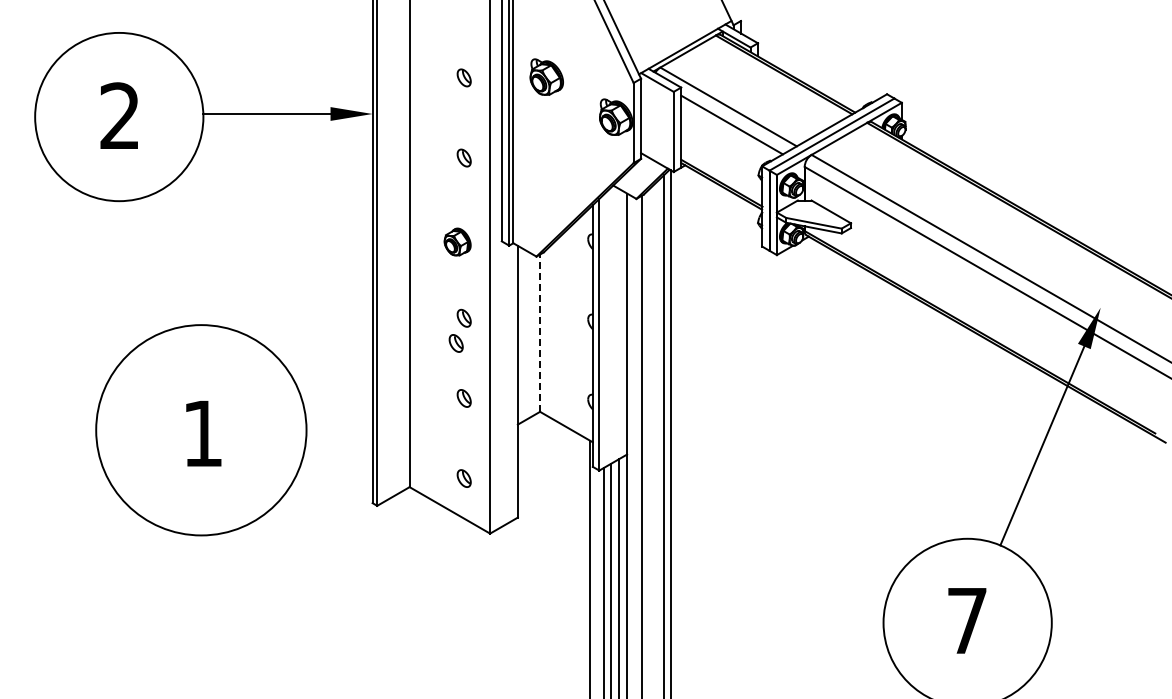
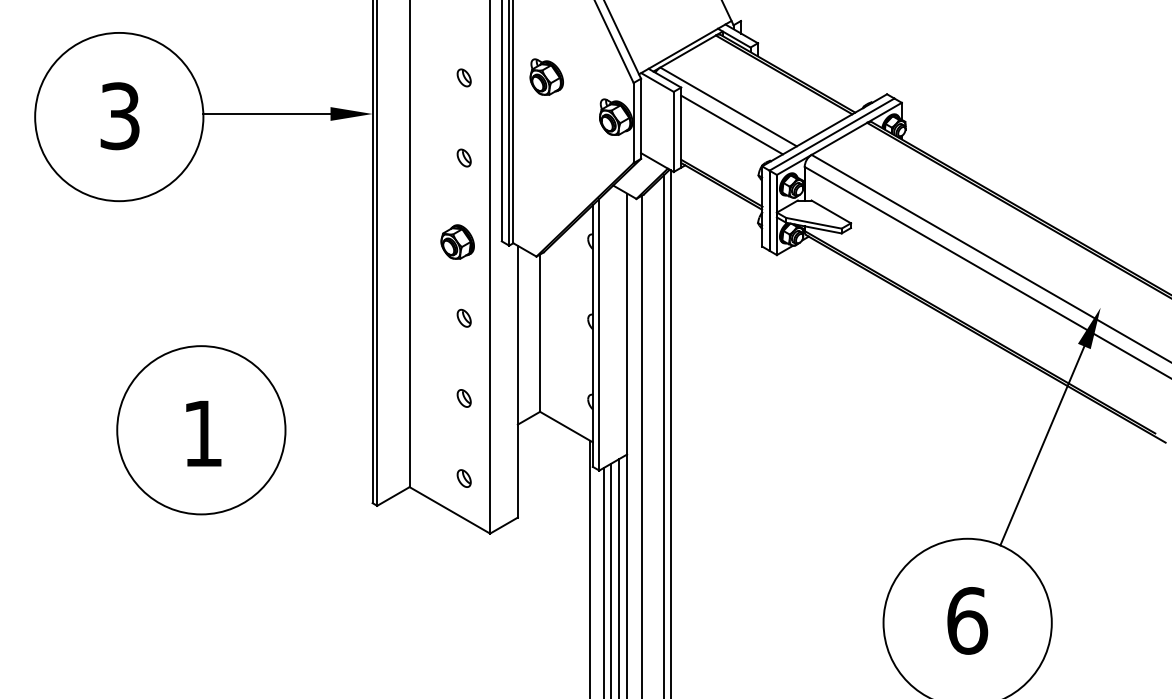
text: 2 -> 3 (119, 116)
part size: 29x30 px -> 35x36 px (457, 241)
line: dashed -> solid (540, 333)
part: present -> none (455, 343)
circle diameter: 210 px -> 168 px (201, 430)
text: 7 -> 6 (967, 620)
